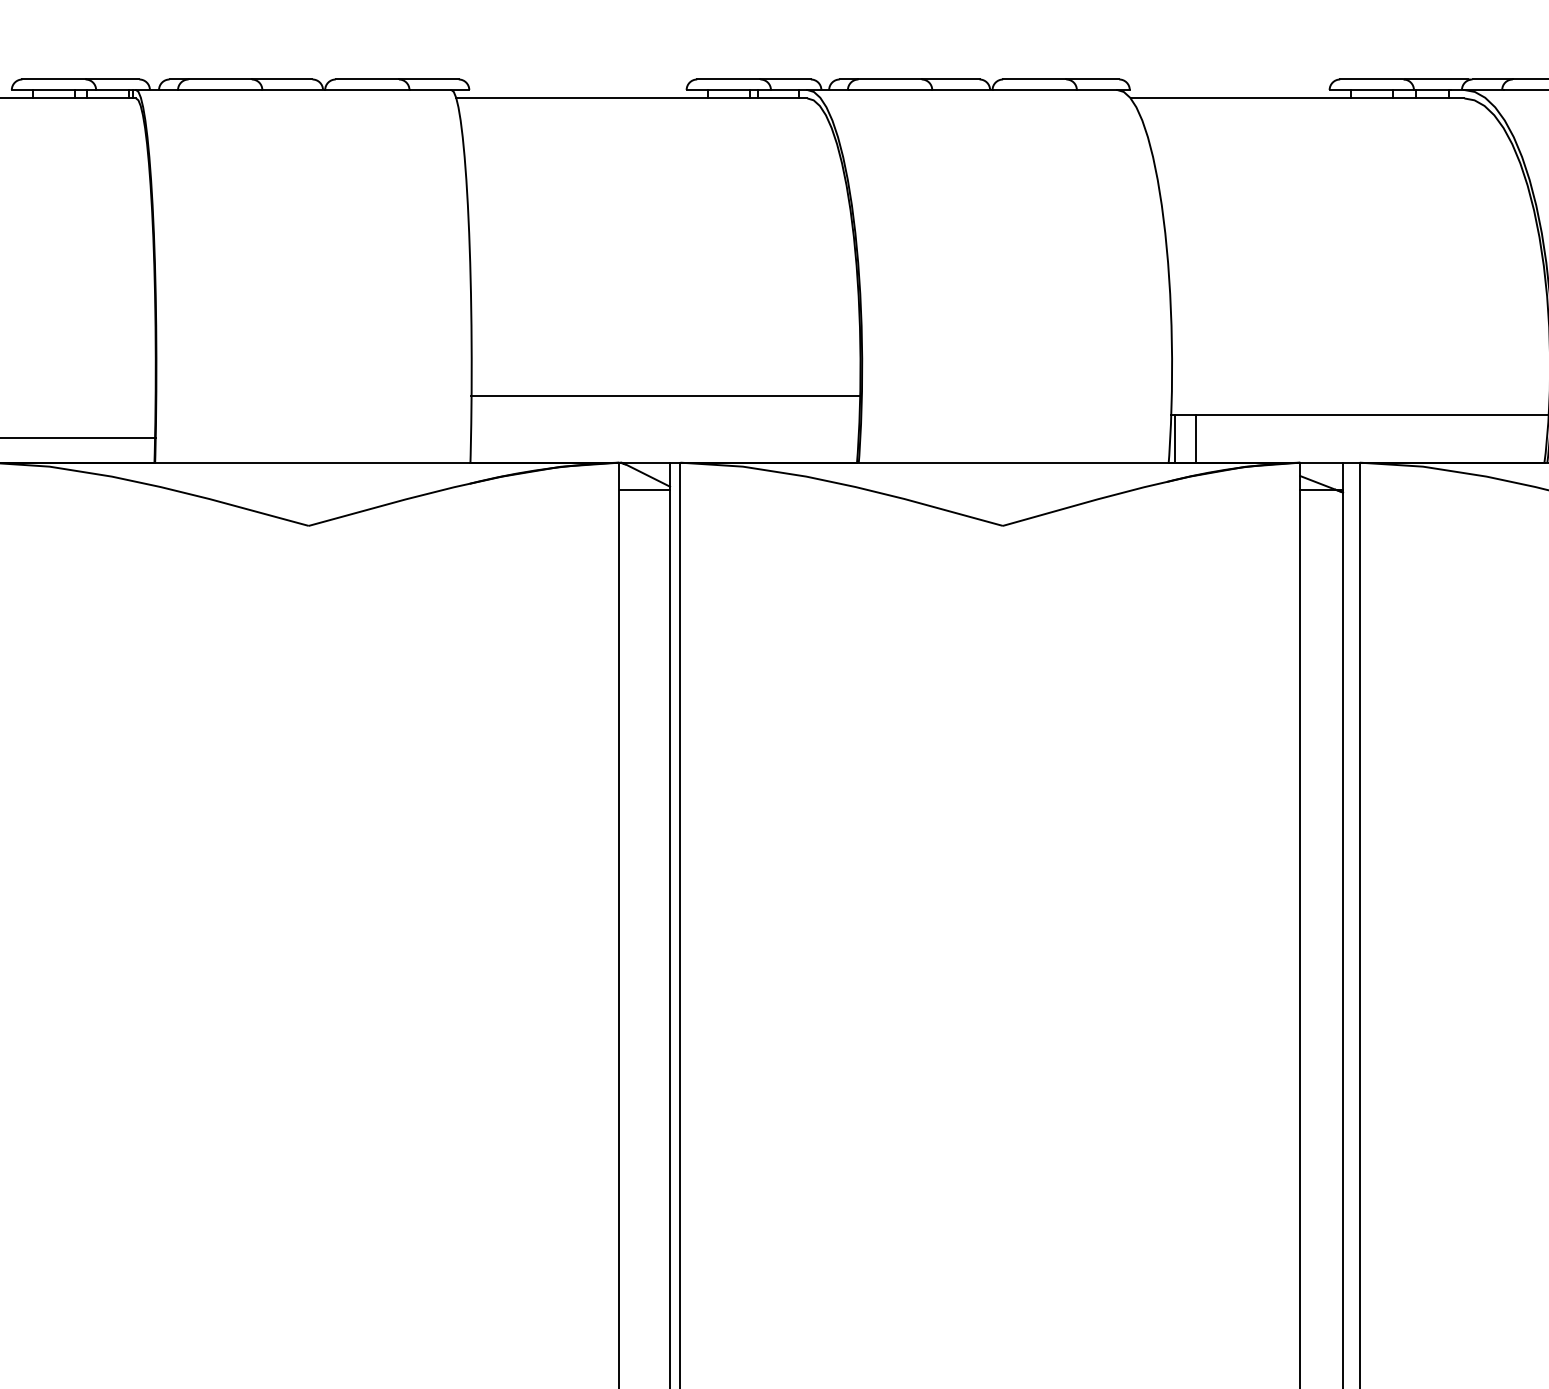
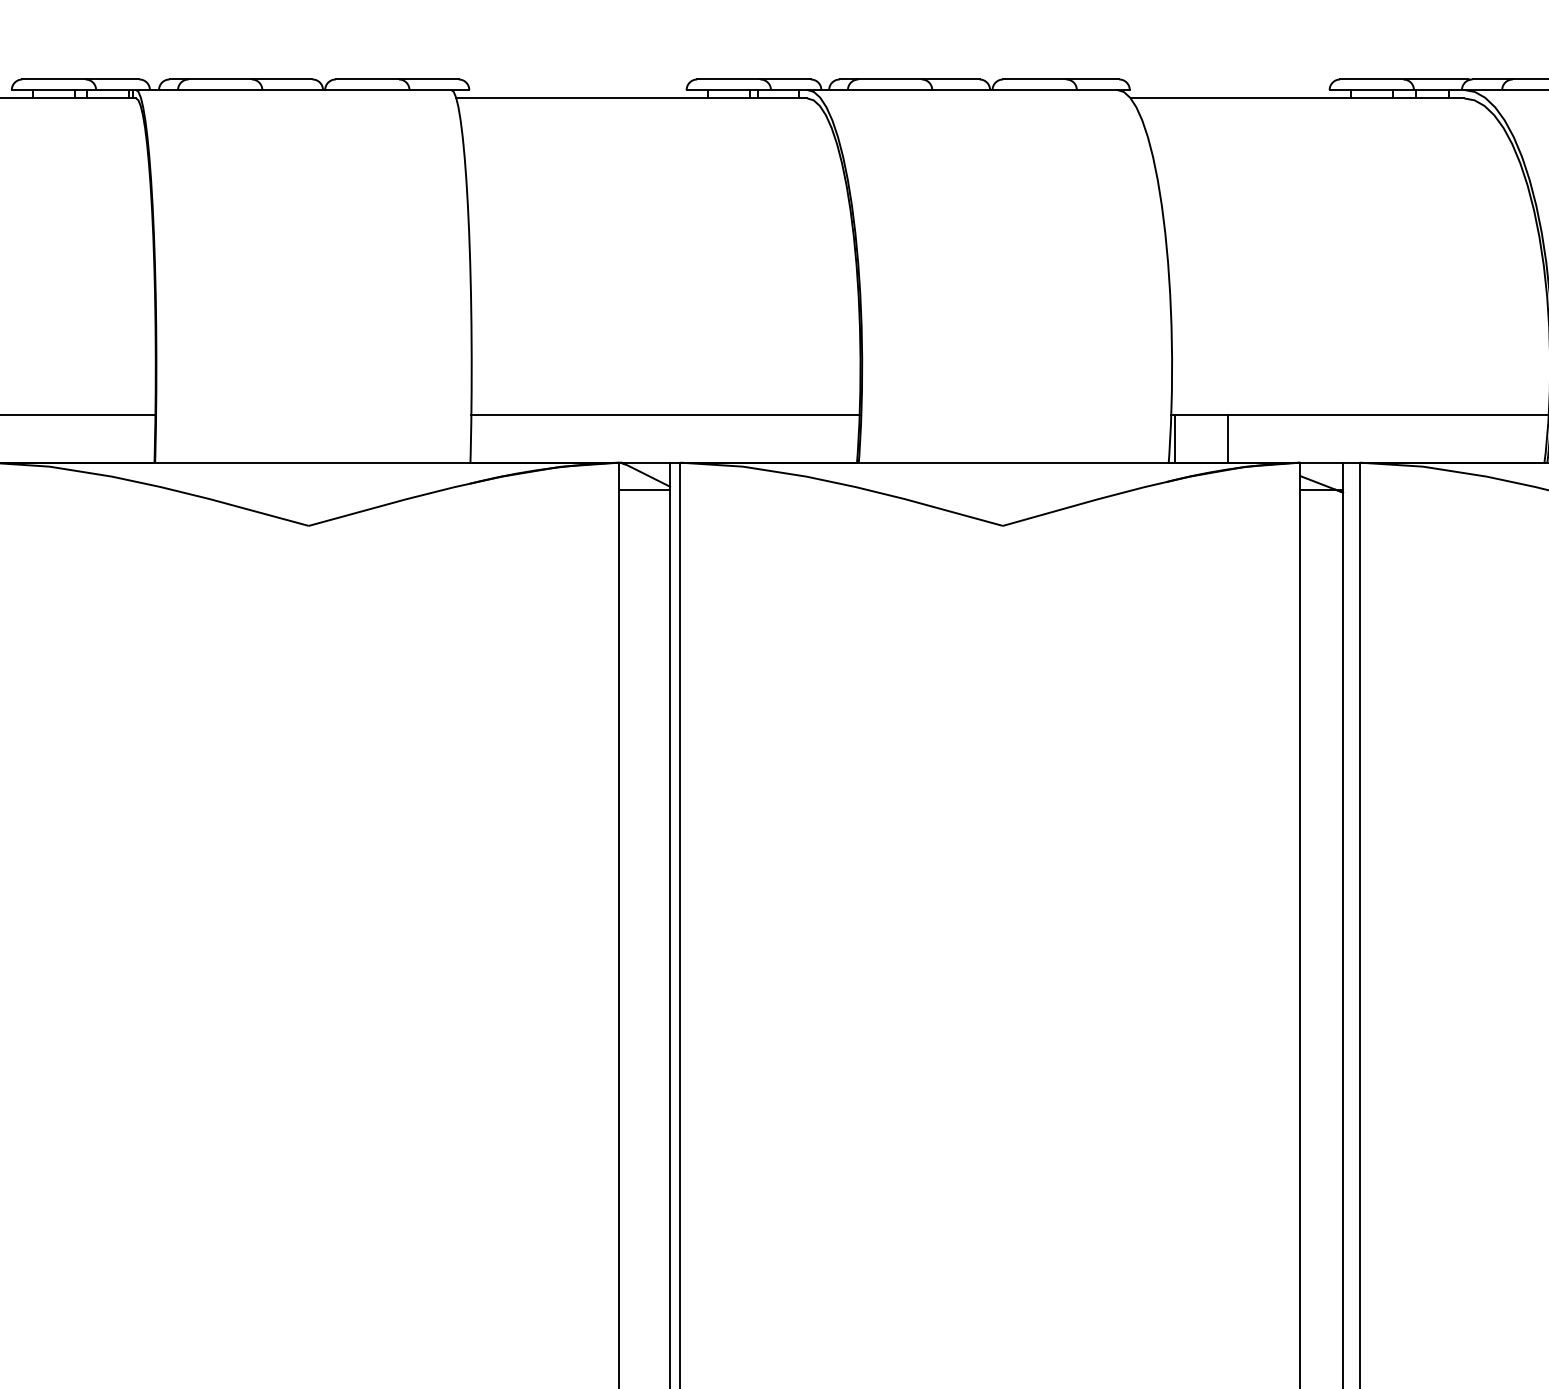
line position: (665, 395) -> (665, 414) (665, 414)
line position: (78, 437) -> (78, 414) (78, 414)
line position: (1195, 438) -> (1227, 438) (1227, 438)
